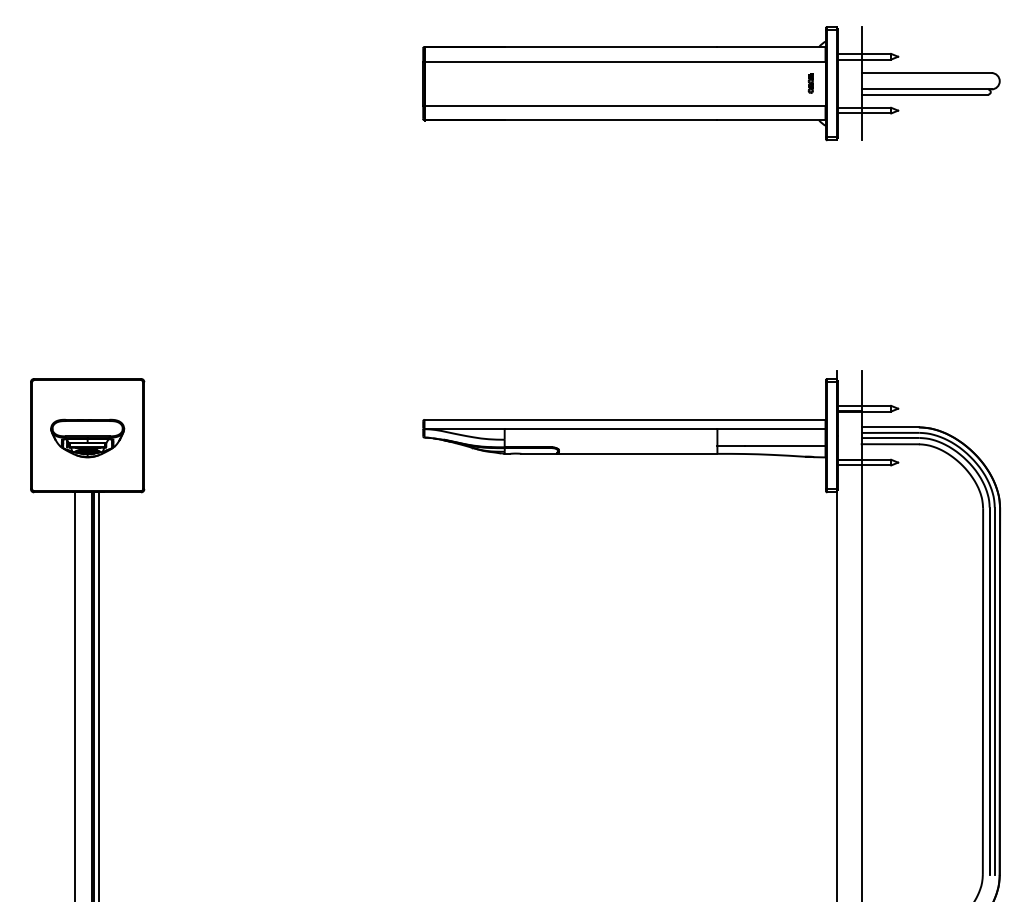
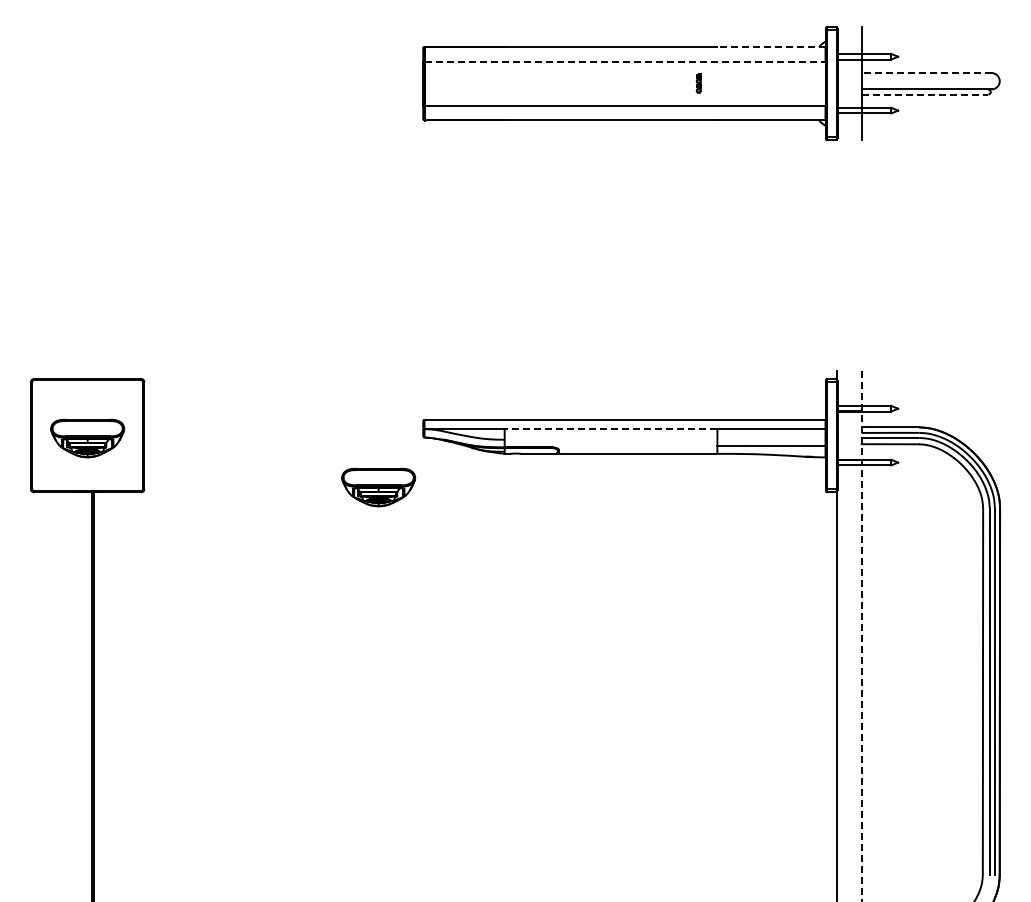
line: solid -> dashed (770, 47)
line: solid -> dashed (625, 61)
line: solid -> dashed (926, 73)
part position: (810, 83) -> (698, 83) (698, 83)
line: solid -> dashed (925, 94)
line: solid -> dashed (610, 428)
part: none -> present (378, 487)
line: solid -> dashed (861, 635)
line: present -> none (75, 695)
line: present -> none (99, 695)
